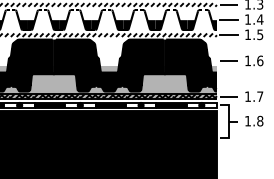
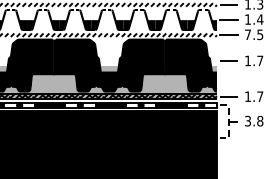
text: 1.5 -> 7.5 (247, 34)
text: 1.6 -> 1.7 (260, 60)
text: 1.8 -> 3.8 (247, 120)
line: solid -> dashed (229, 122)
